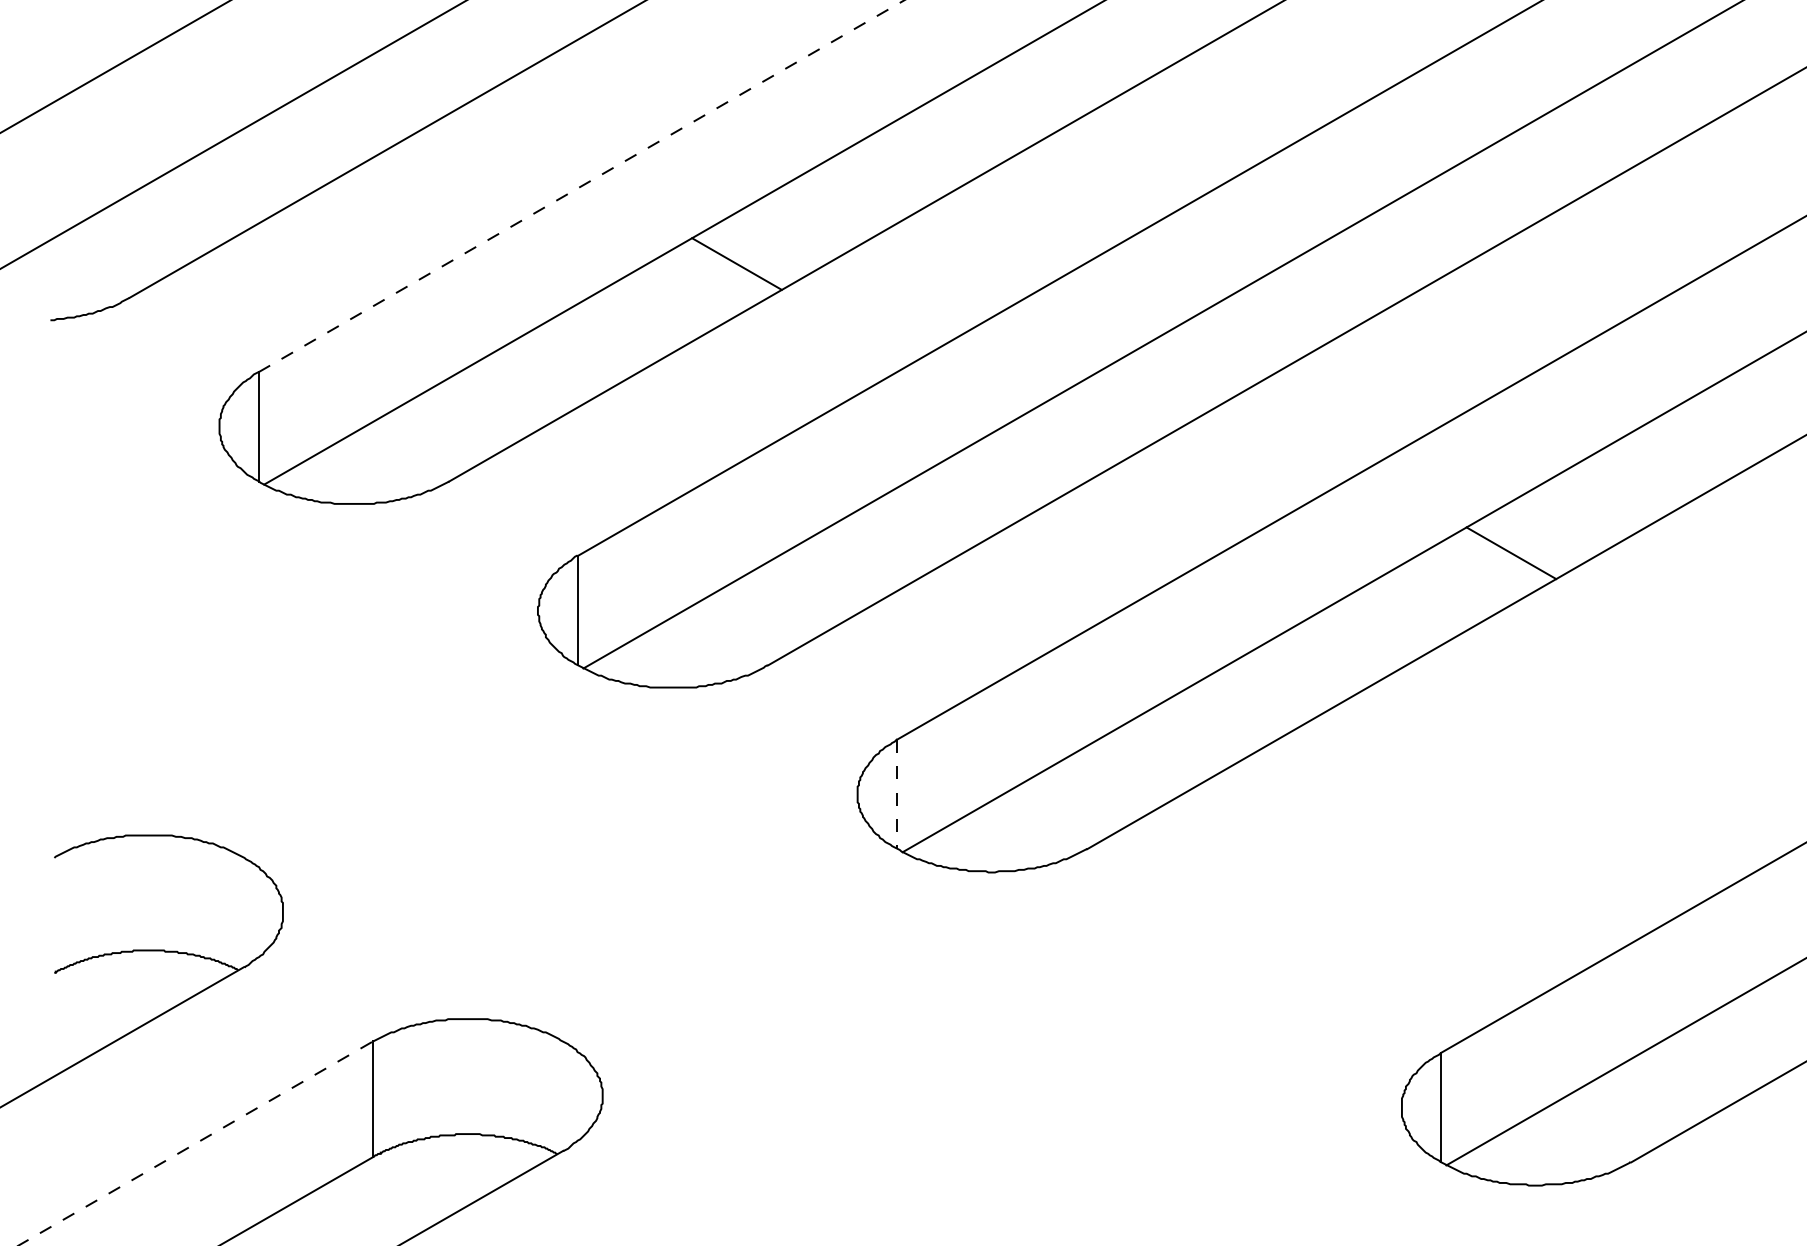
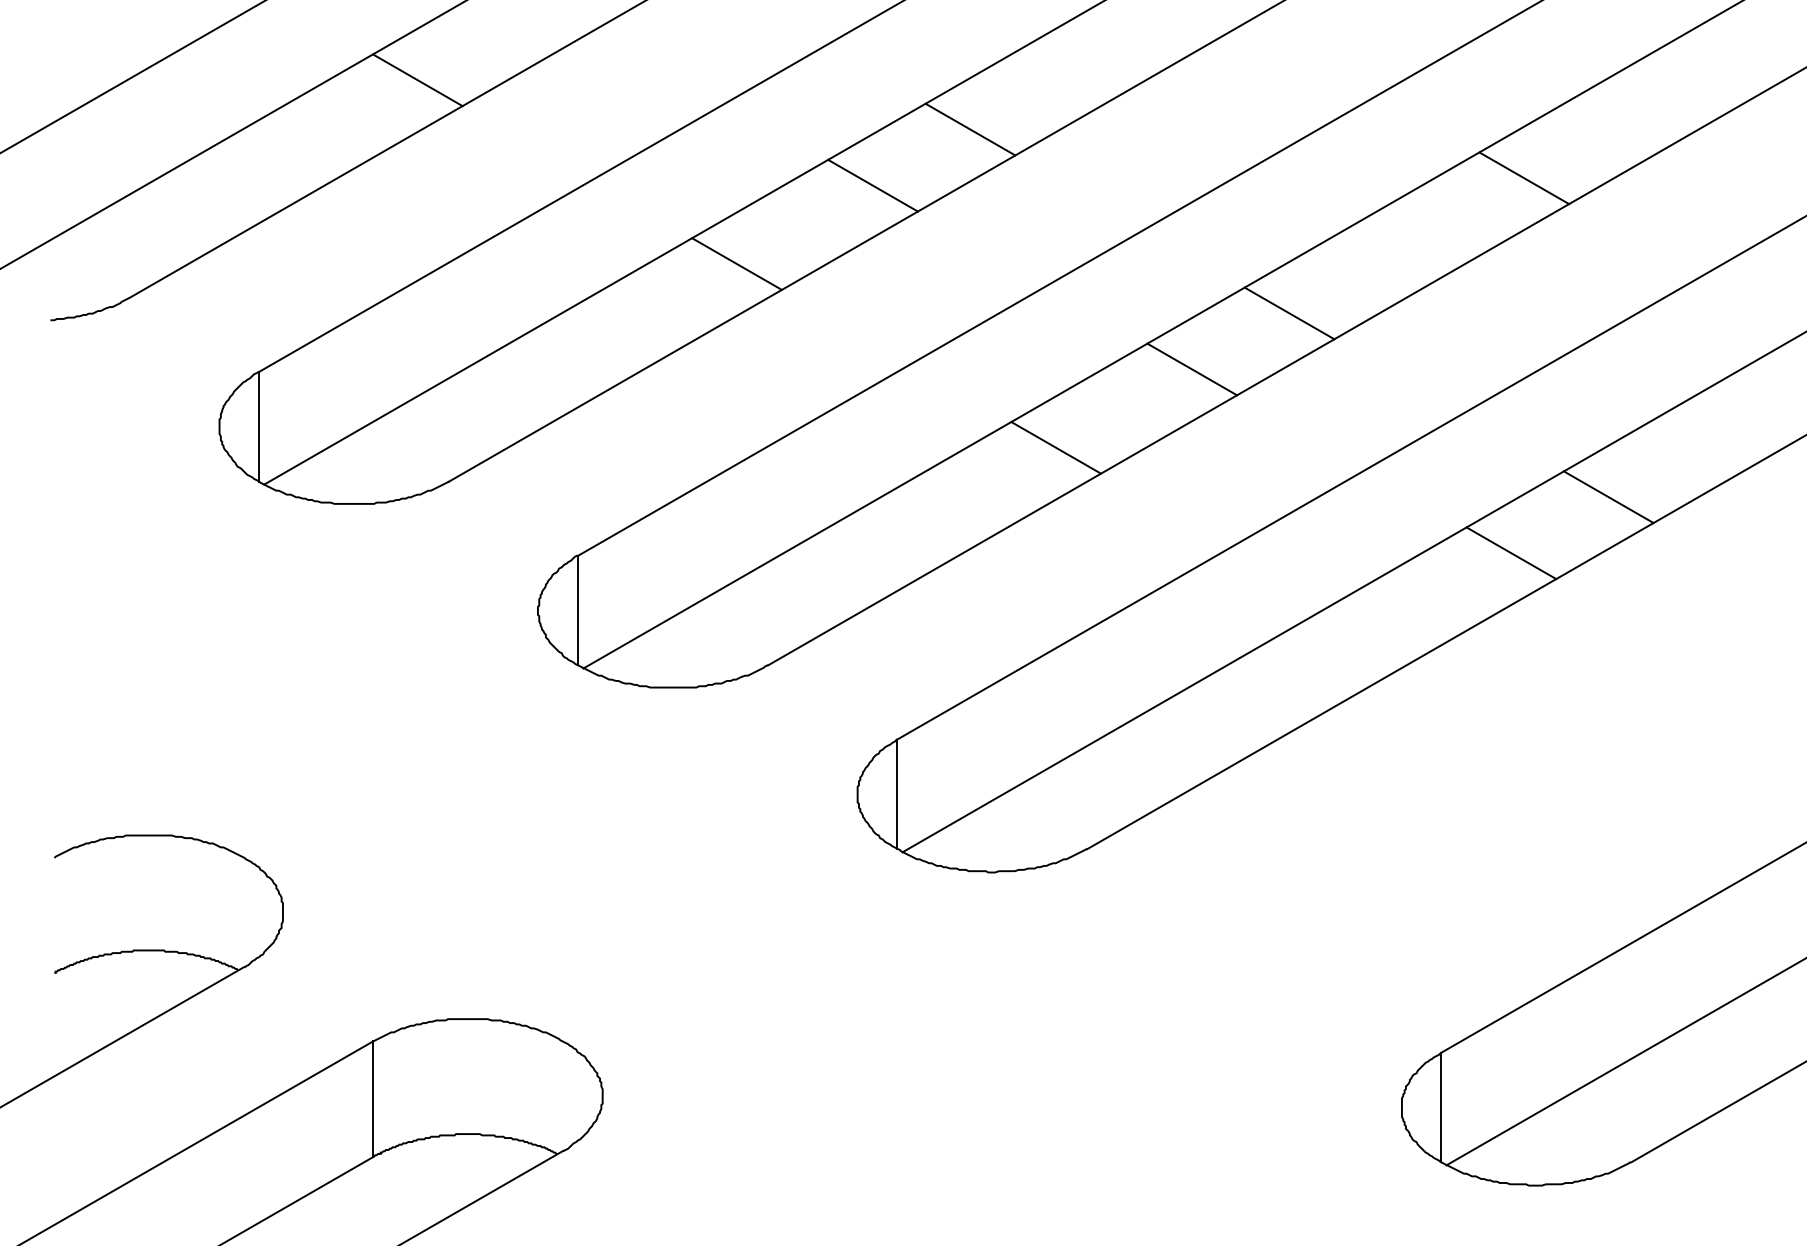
line position: (114, 66) -> (132, 76) (132, 76)
line: none -> present (417, 80)
line: none -> present (970, 129)
line: none -> present (1524, 178)
line: none -> present (872, 185)
line: dashed -> solid (581, 186)
line: none -> present (1289, 313)
line: none -> present (1192, 369)
line: none -> present (1056, 447)
line: none -> present (1608, 497)
line: dashed -> solid (897, 794)
line: dashed -> solid (195, 1143)
